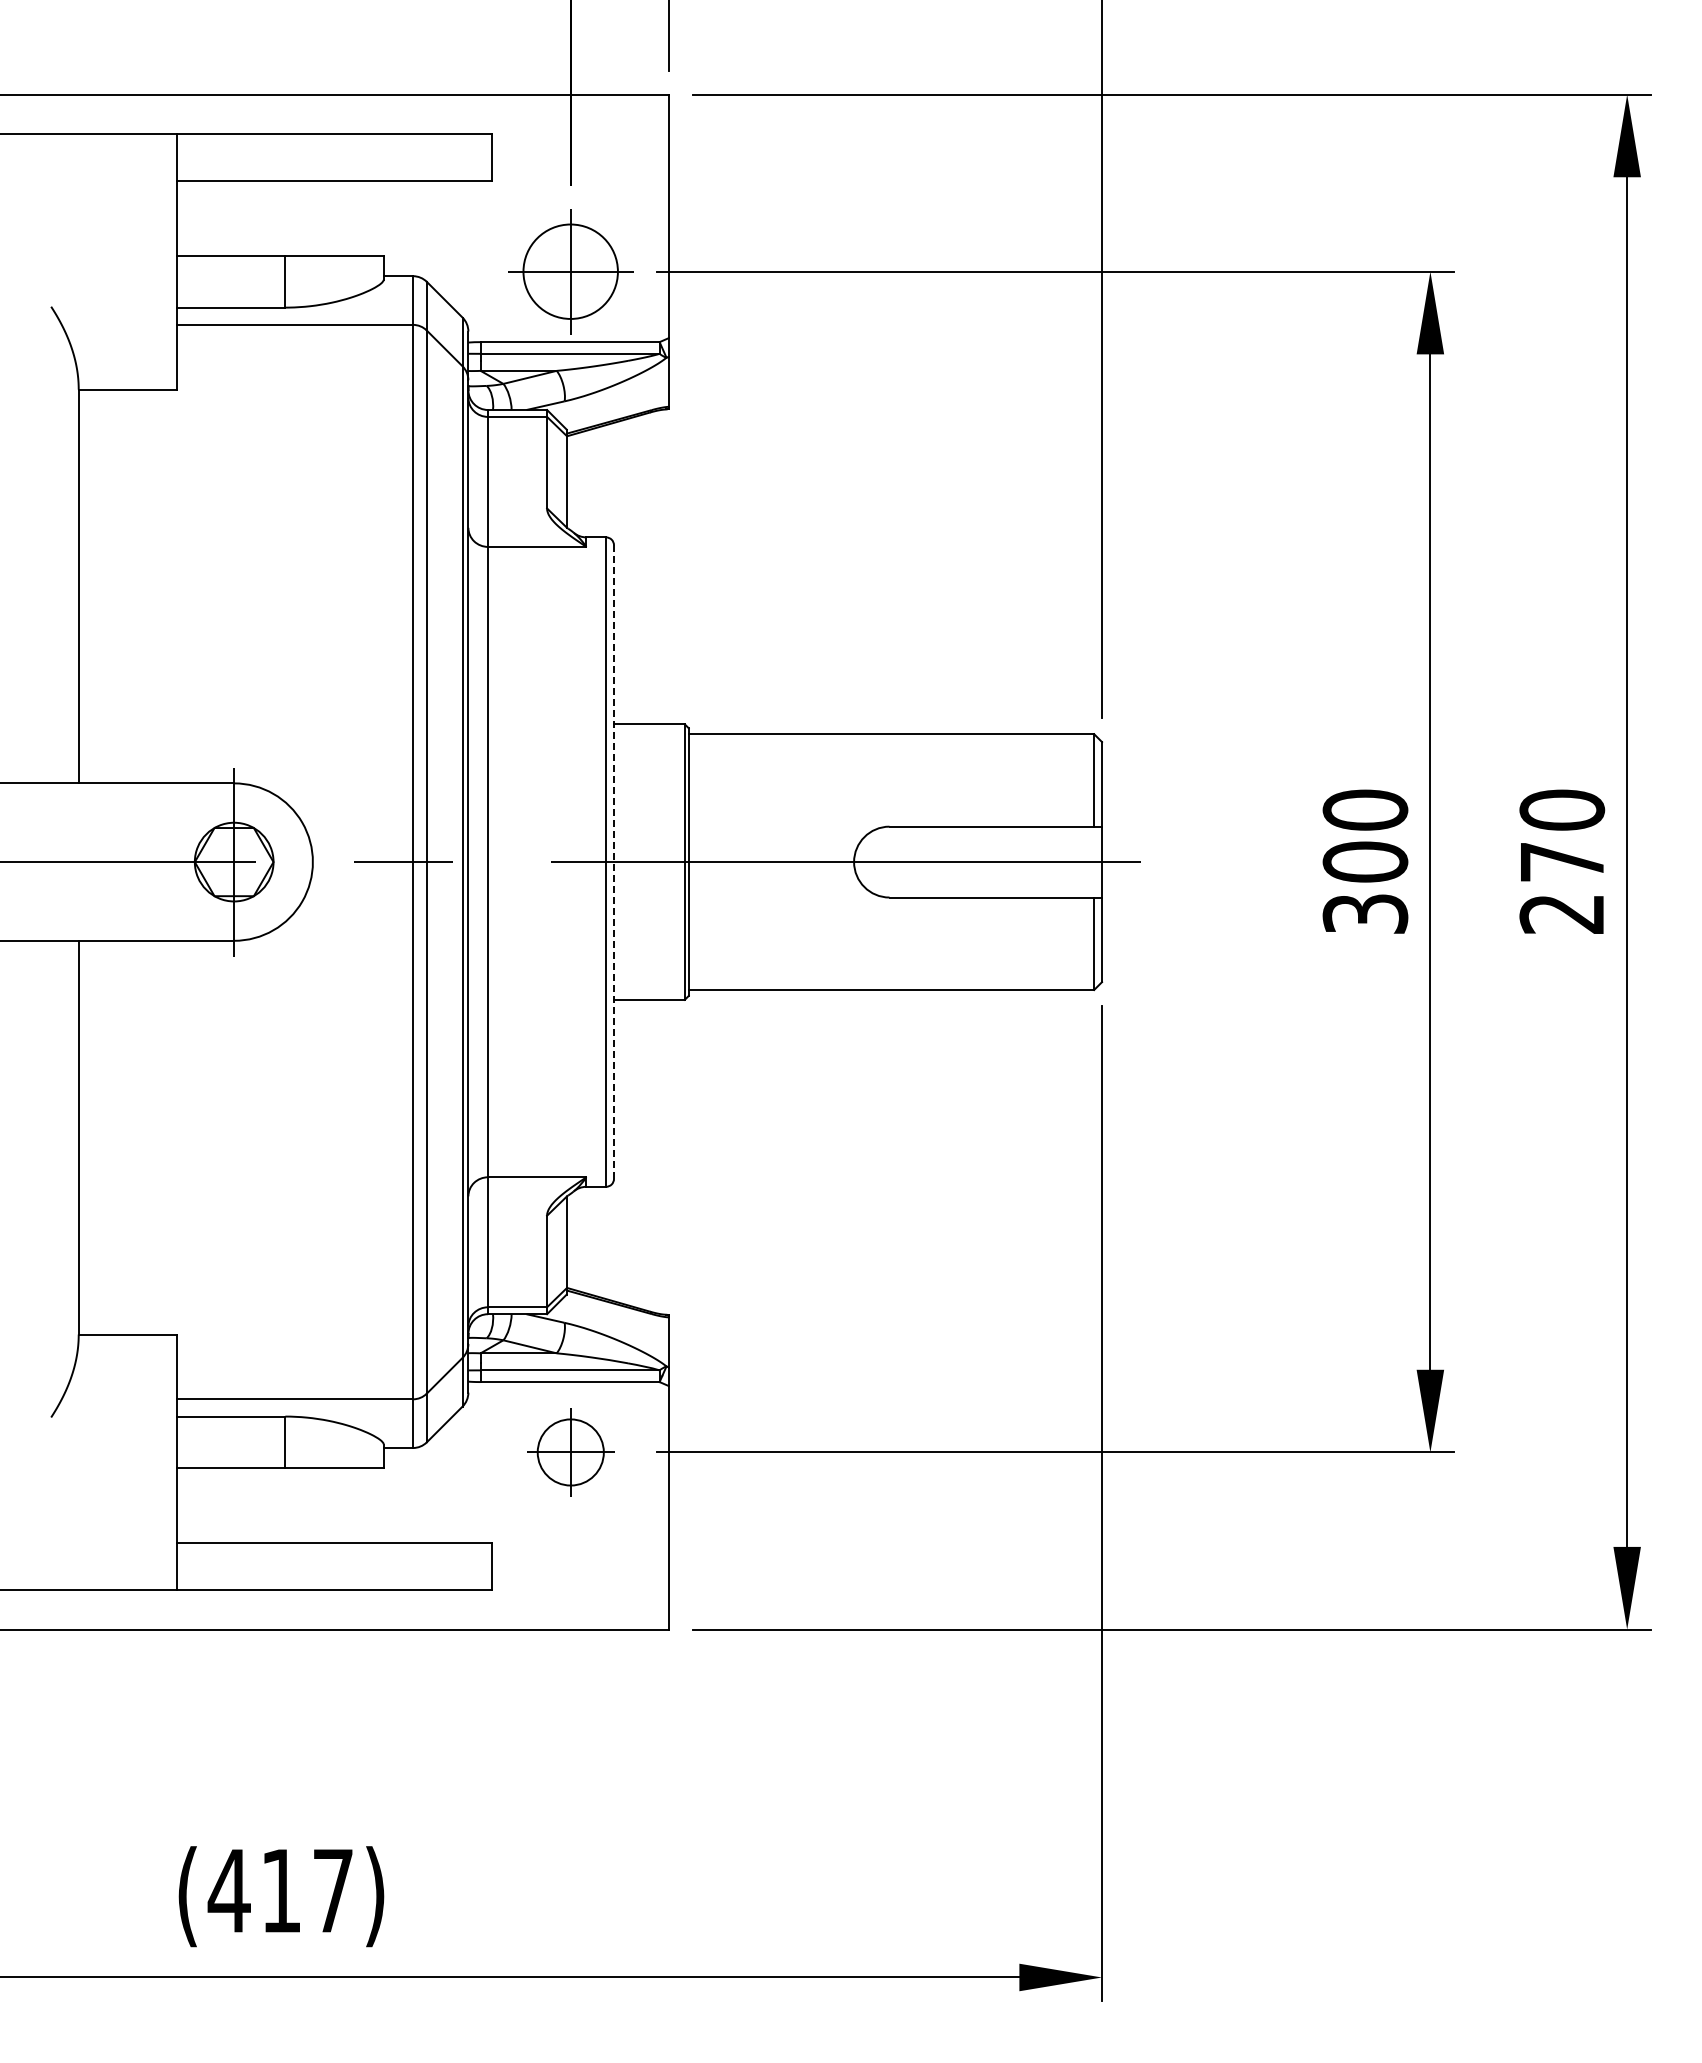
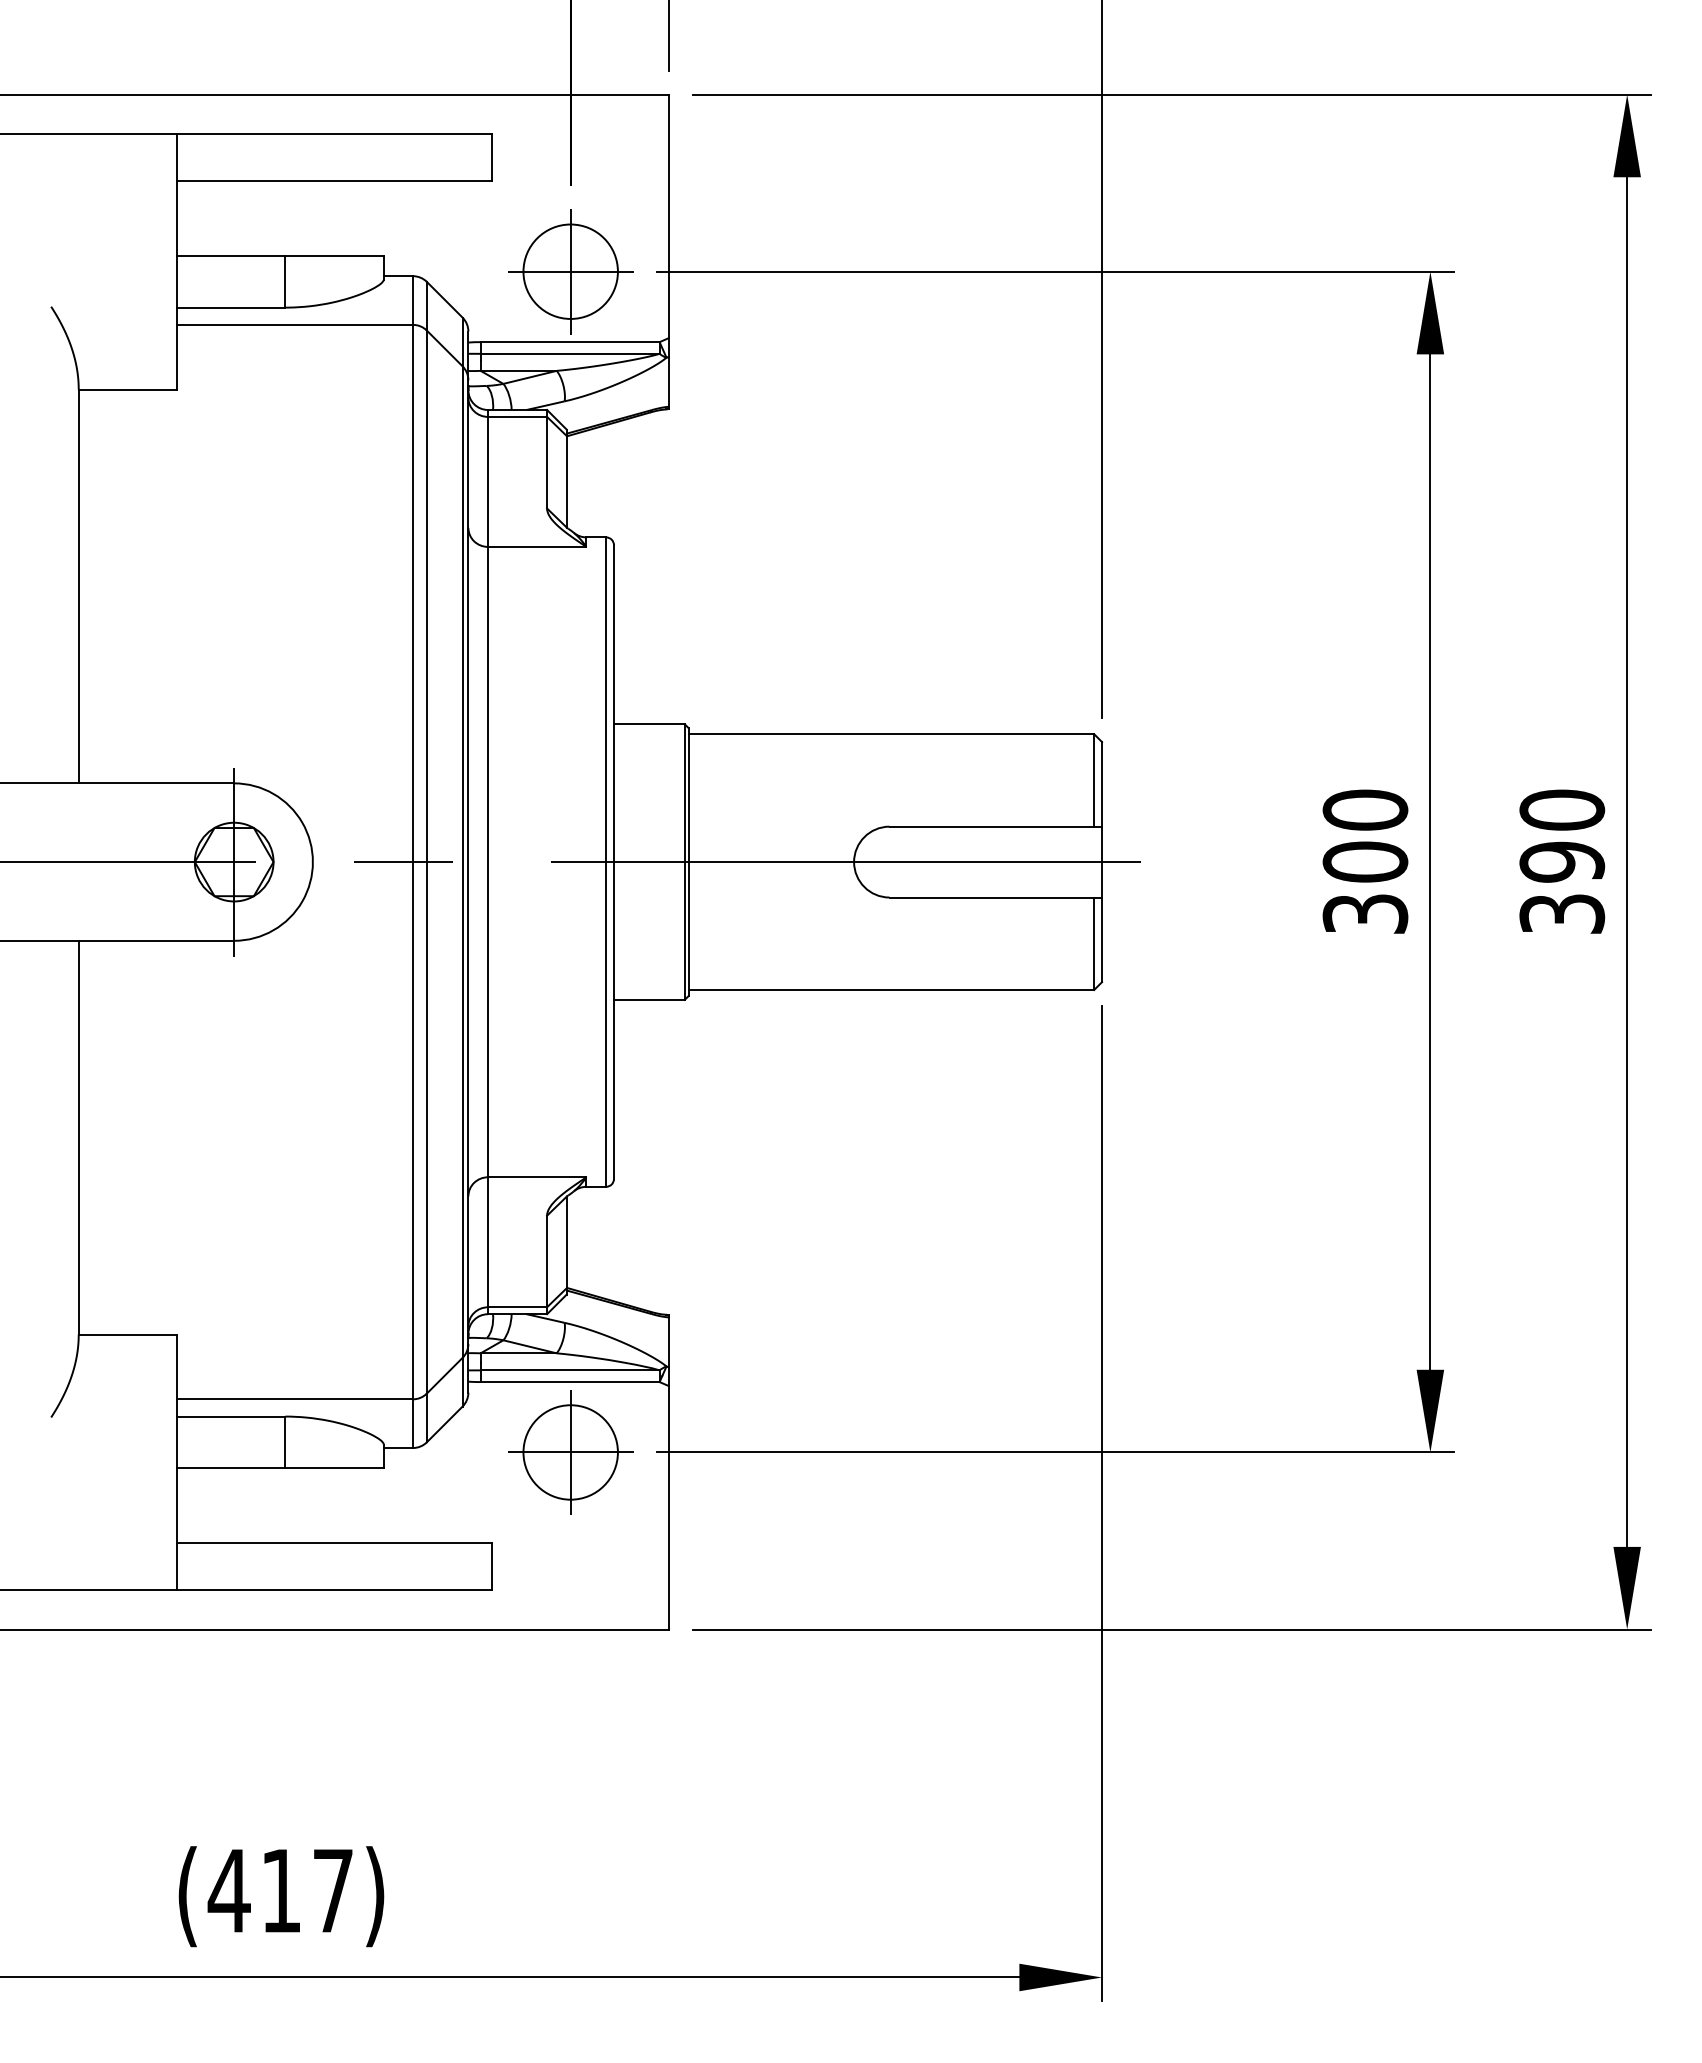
line: dashed -> solid (614, 862)
text: 270 -> 390 (1562, 887)
part size: 88x89 px -> 126x125 px (570, 1452)
